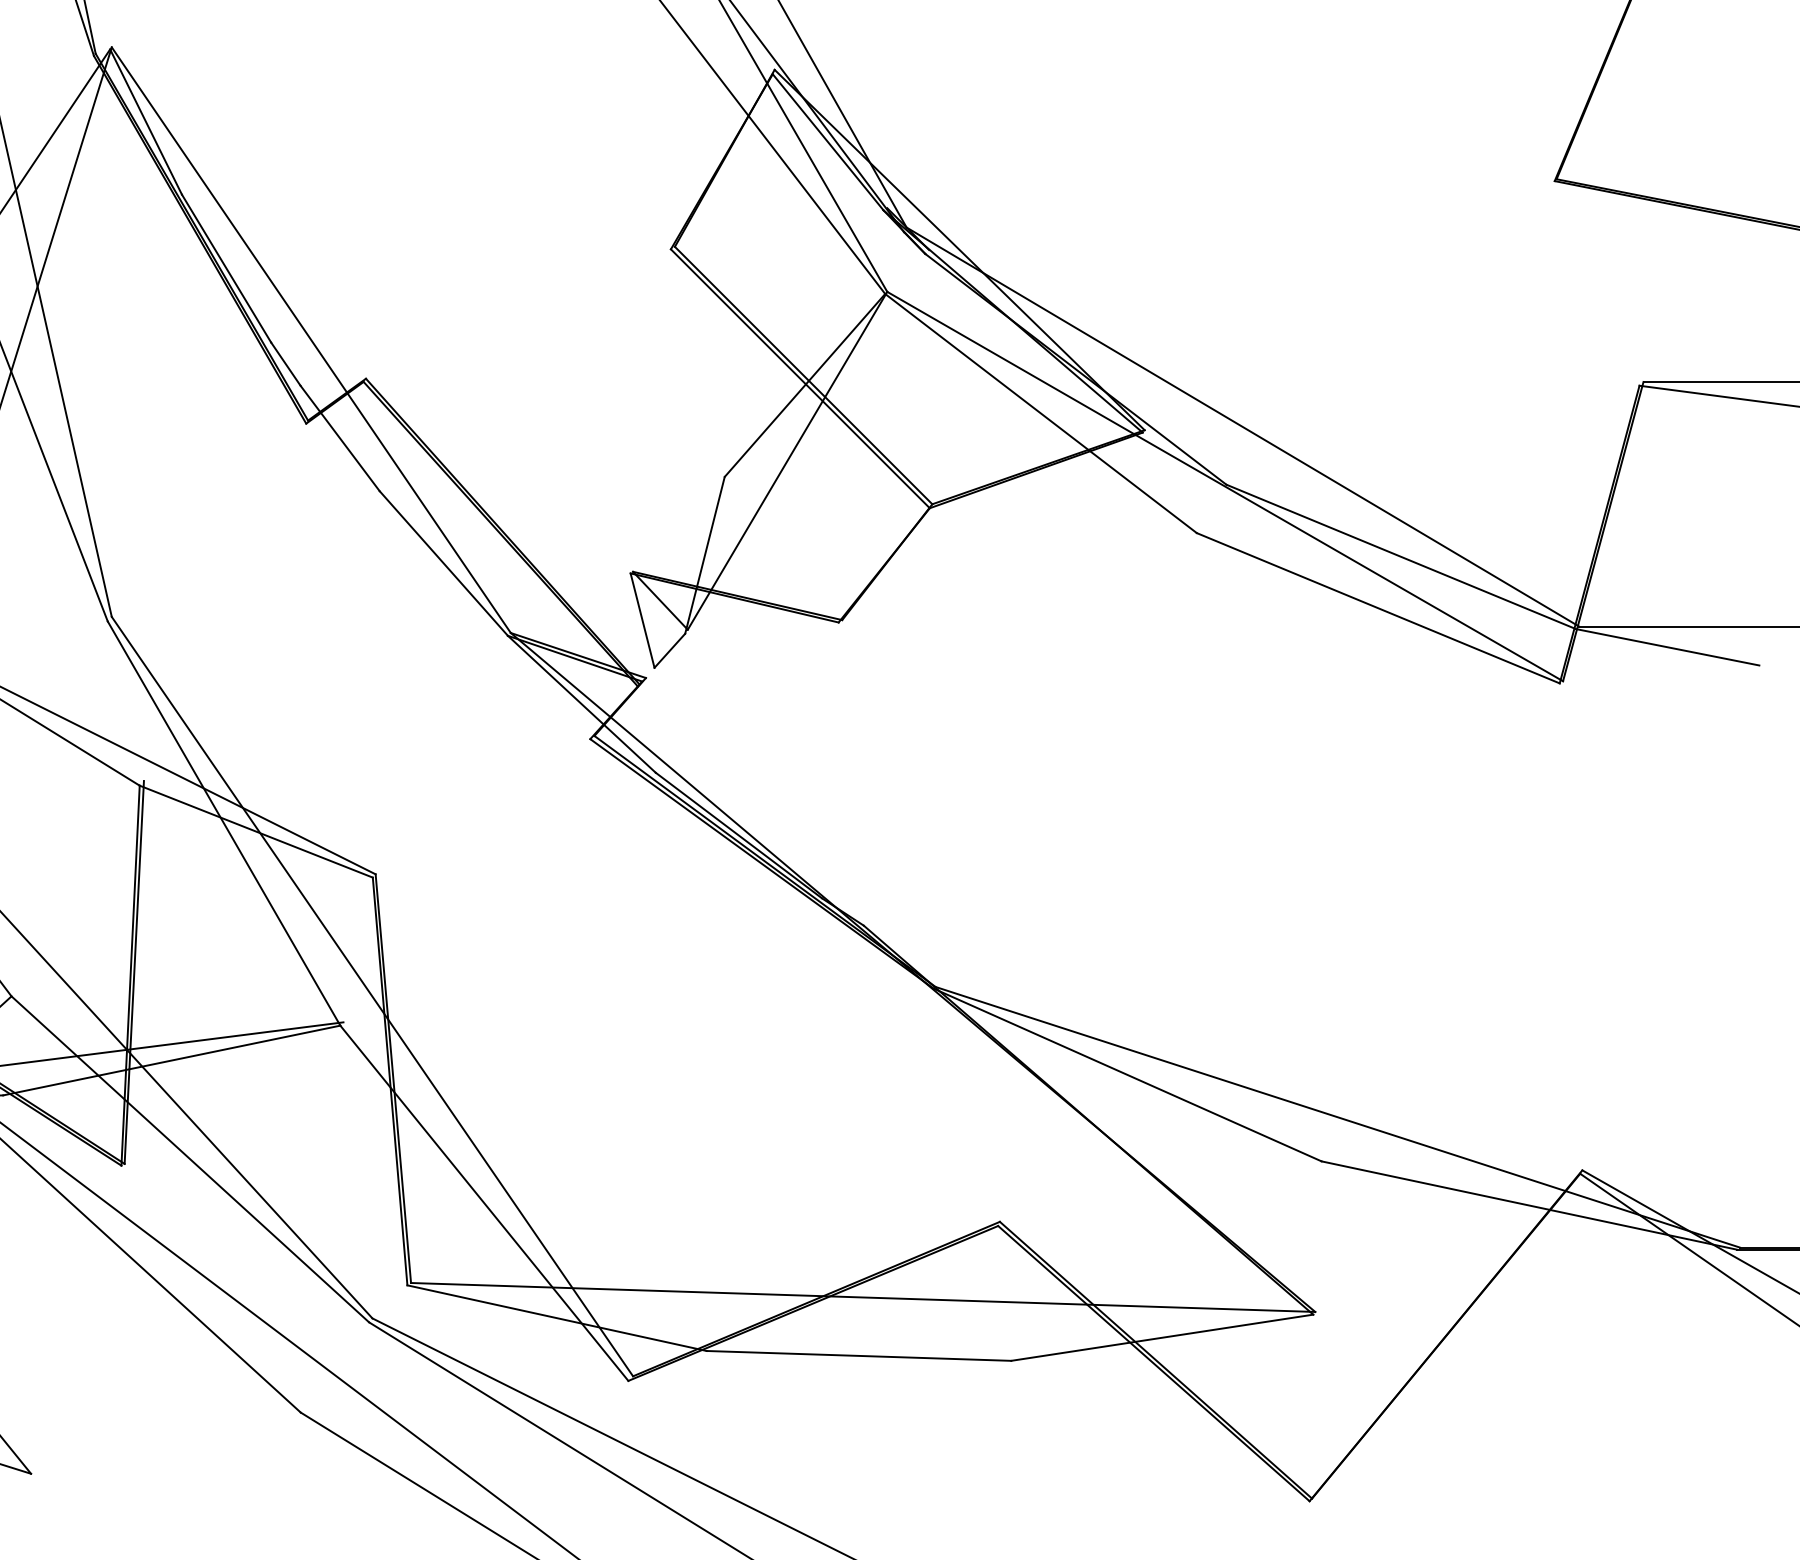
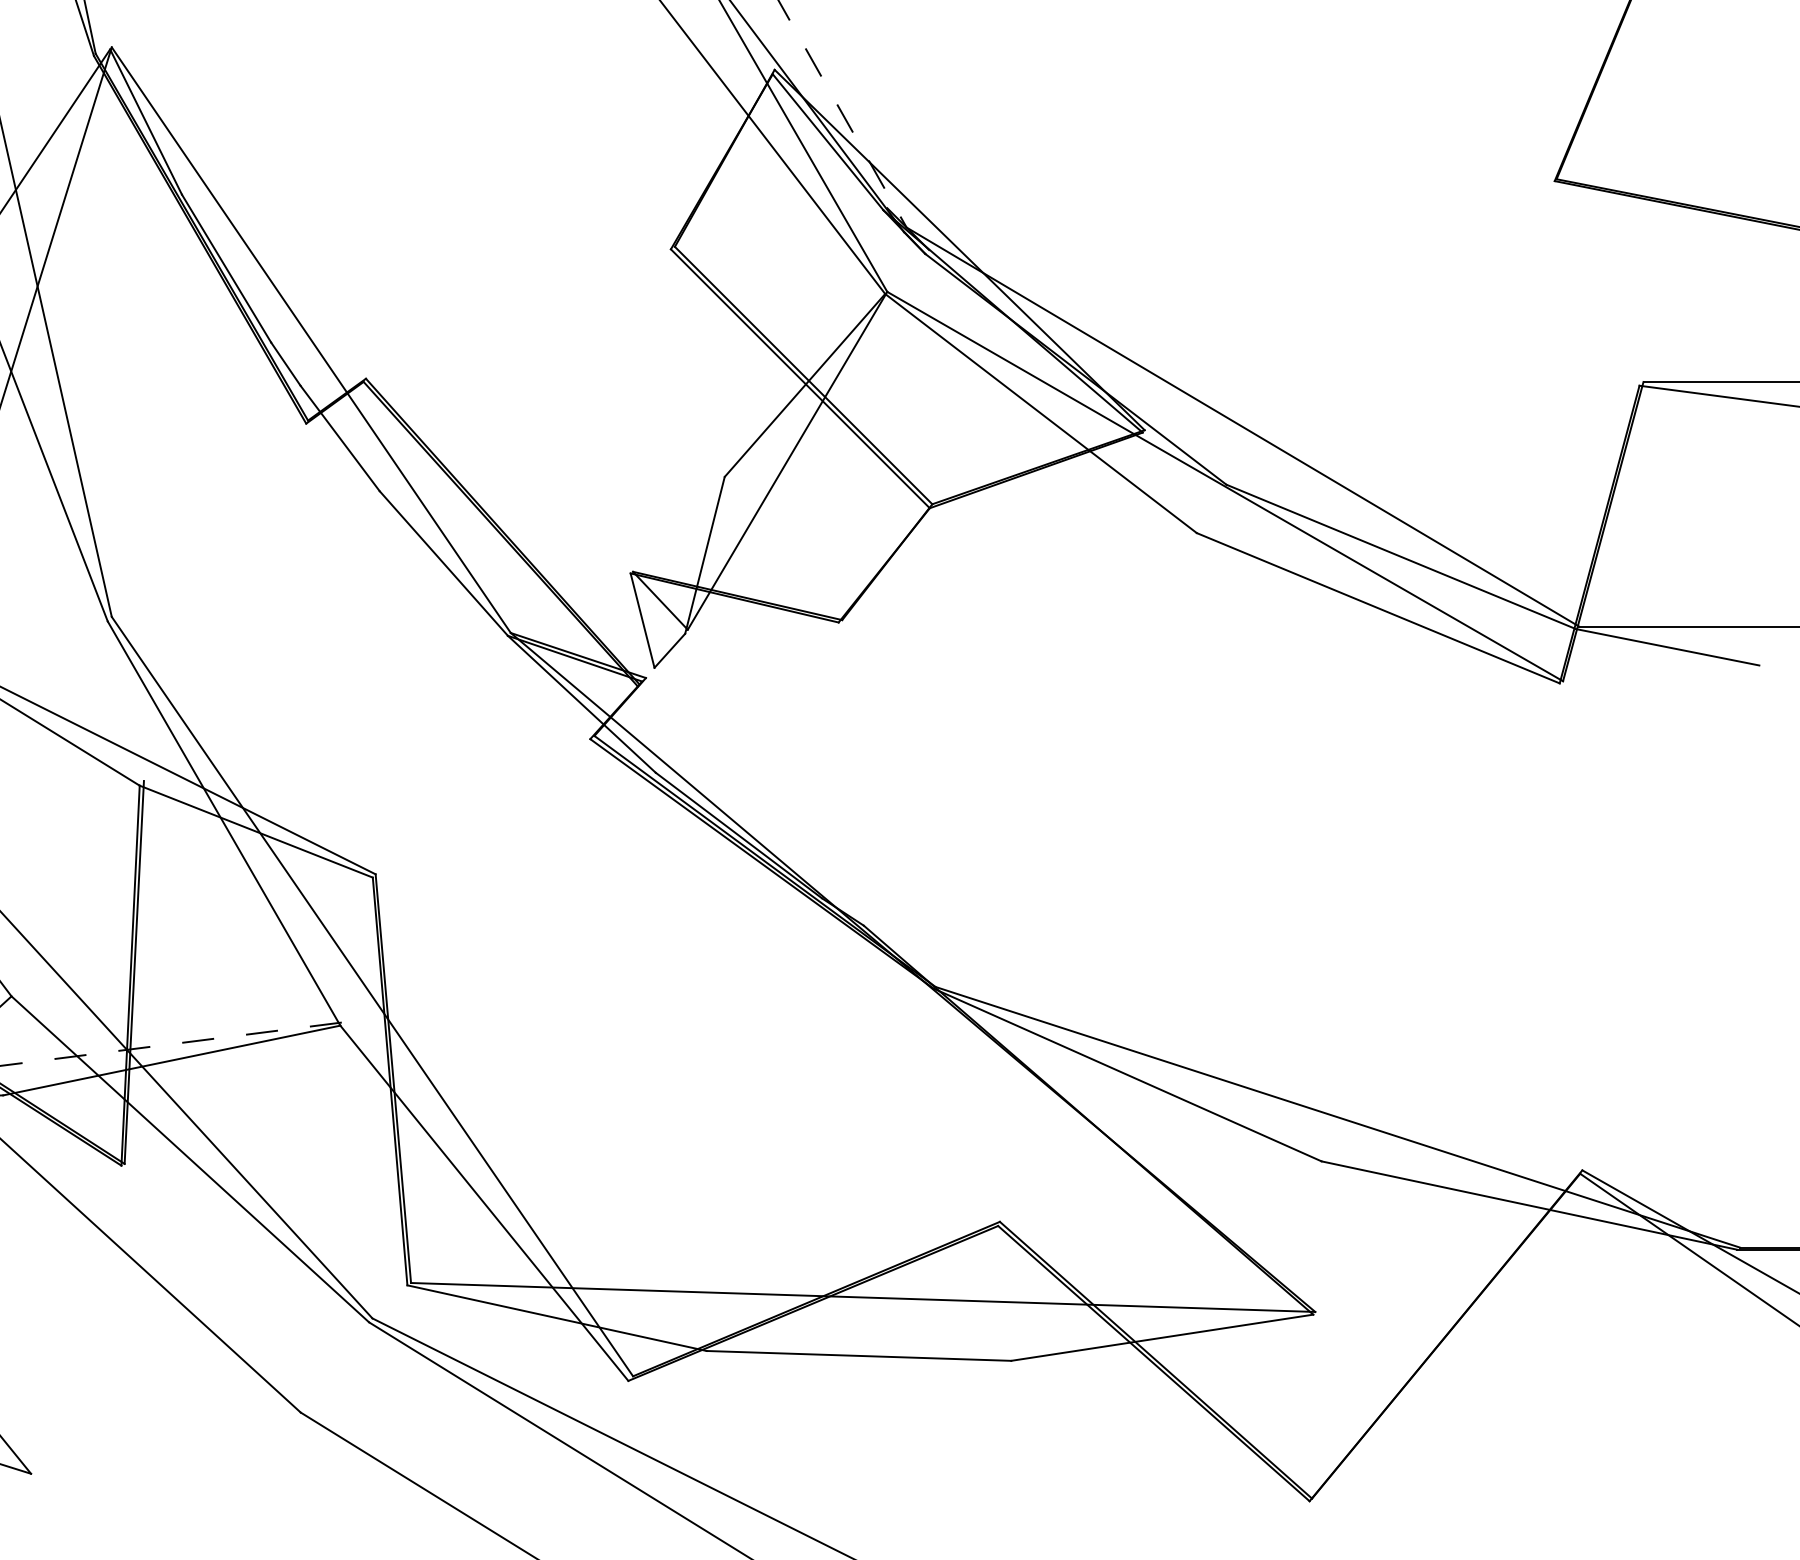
line: solid -> dashed (842, 114)
line: solid -> dashed (172, 1044)
line: present -> none (288, 1340)
